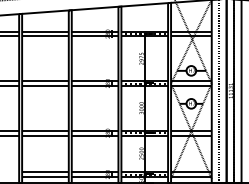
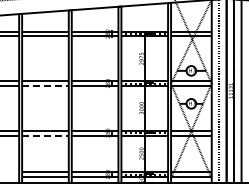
line: solid -> dashed (45, 85)
line: solid -> dashed (45, 135)
